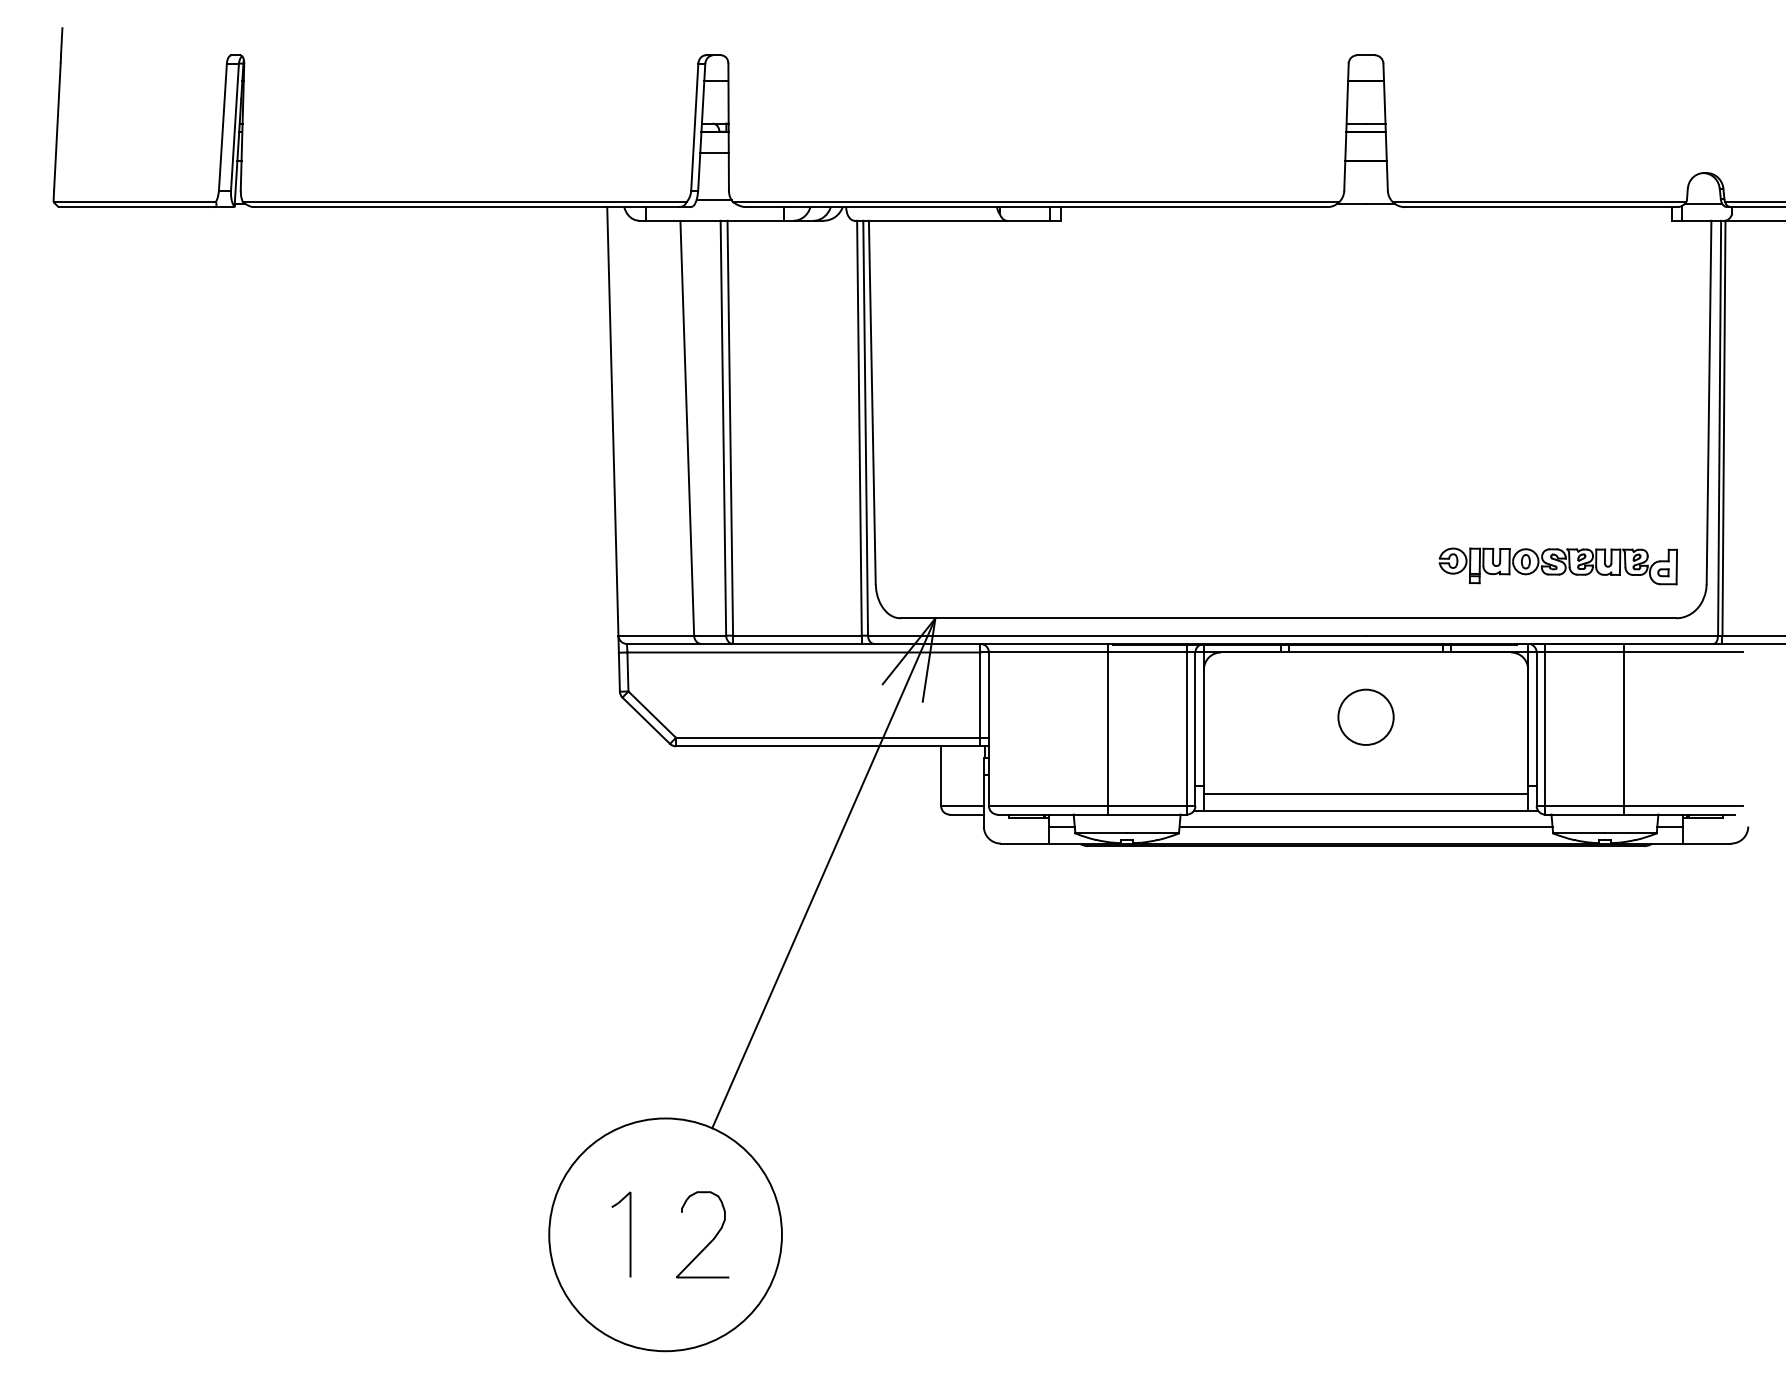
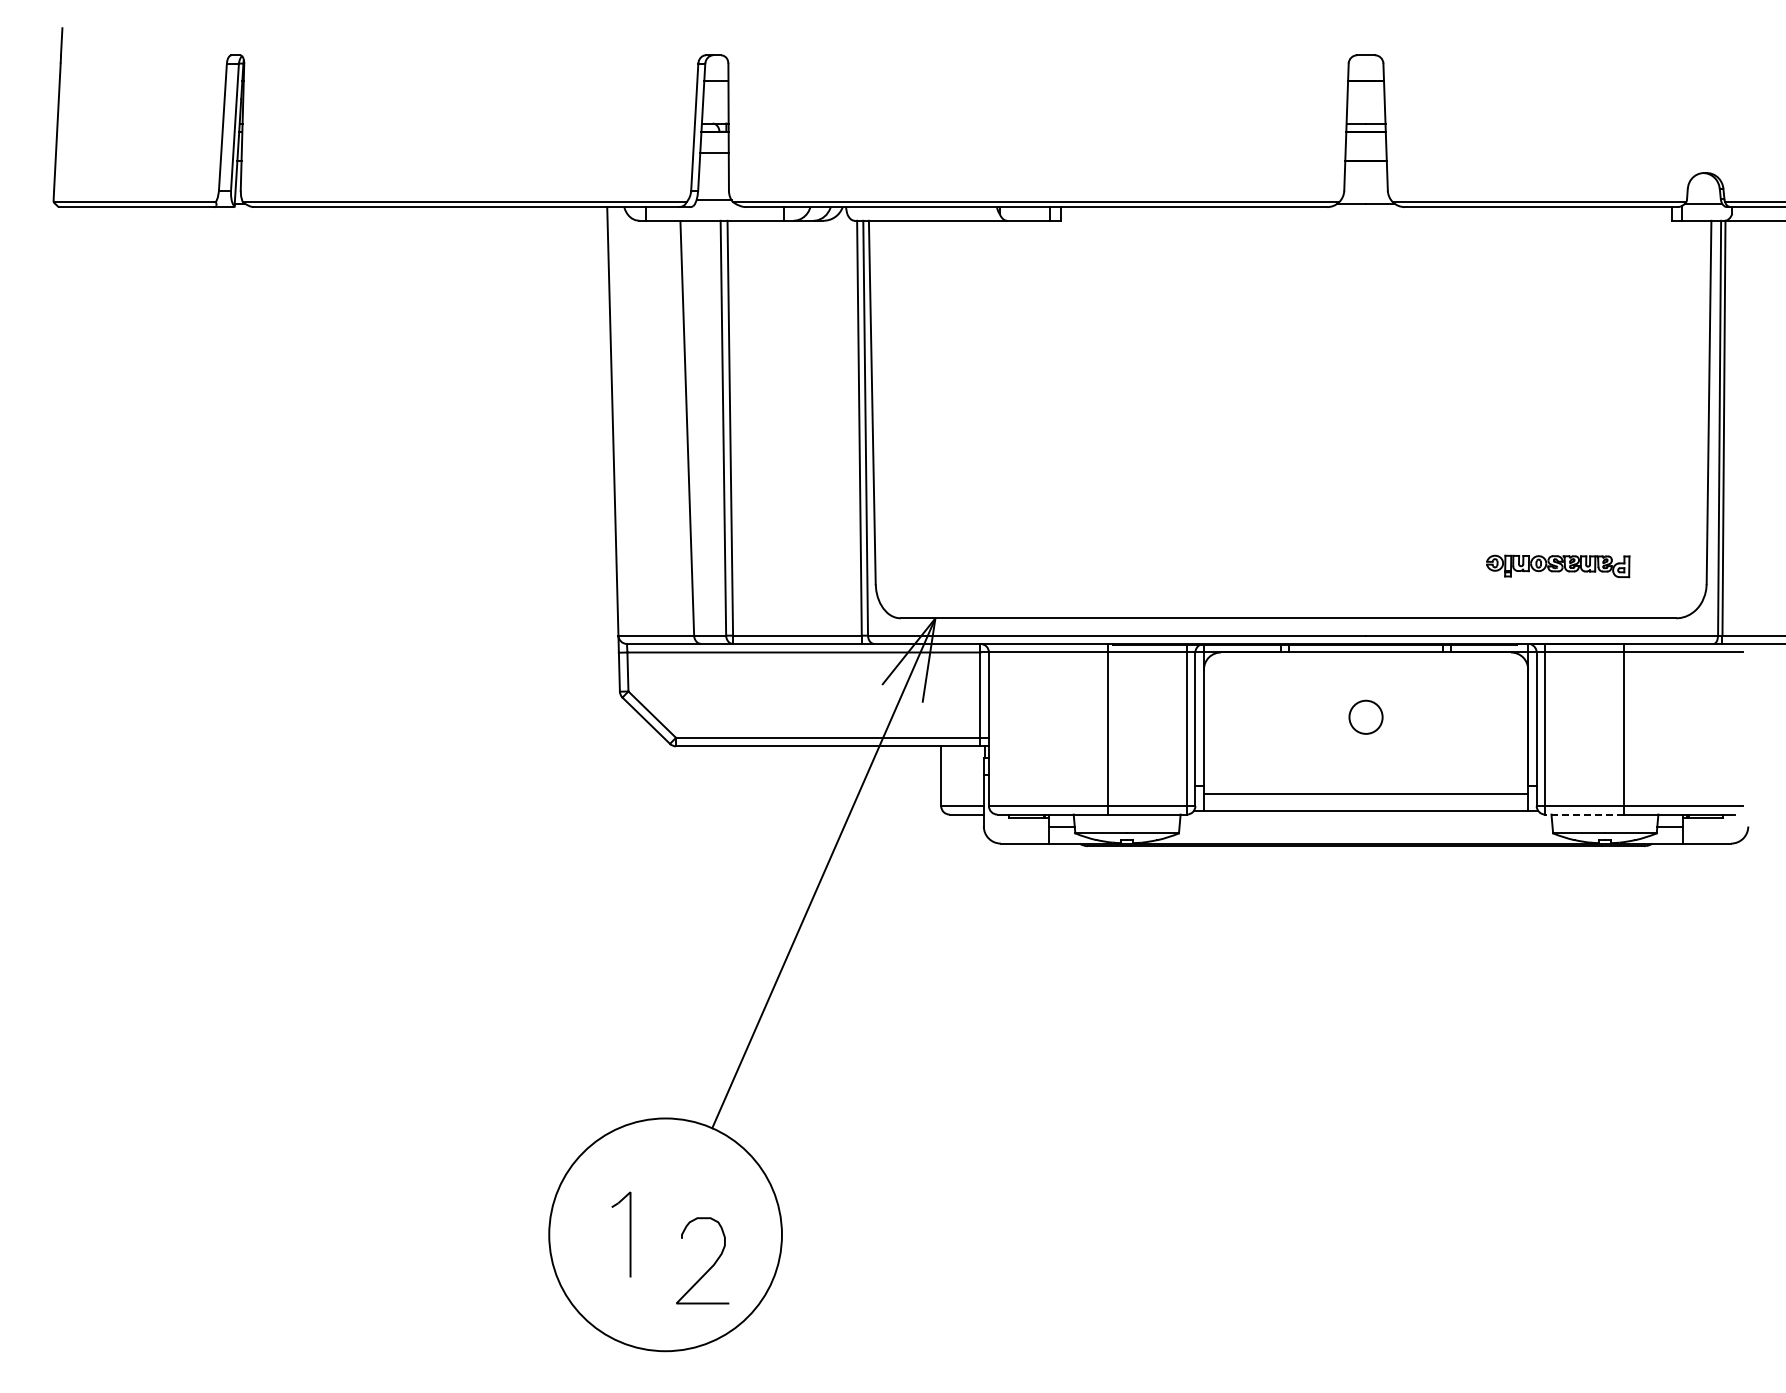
part size: 240x39 px -> 145x25 px (1558, 566)
circle diameter: 55 px -> 33 px (1365, 716)
line: solid -> dashed (1583, 814)
line: present -> none (1365, 826)
curve position: (710, 1241) -> (710, 1267) (710, 1267)
